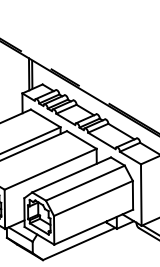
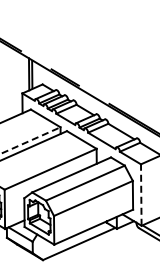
line: solid -> dashed (30, 140)
line: solid -> dashed (141, 195)
